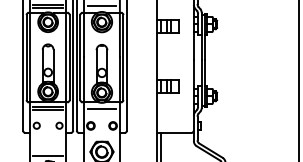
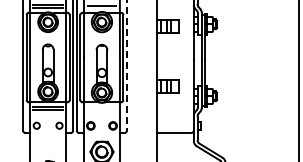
line: solid -> dashed (127, 65)
line: present -> none (101, 108)
line: present -> none (160, 145)
line: present -> none (48, 155)
